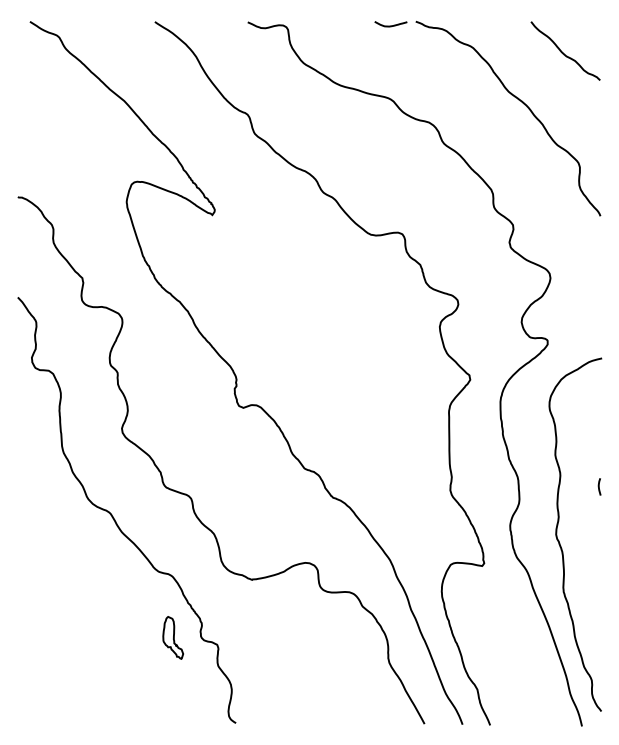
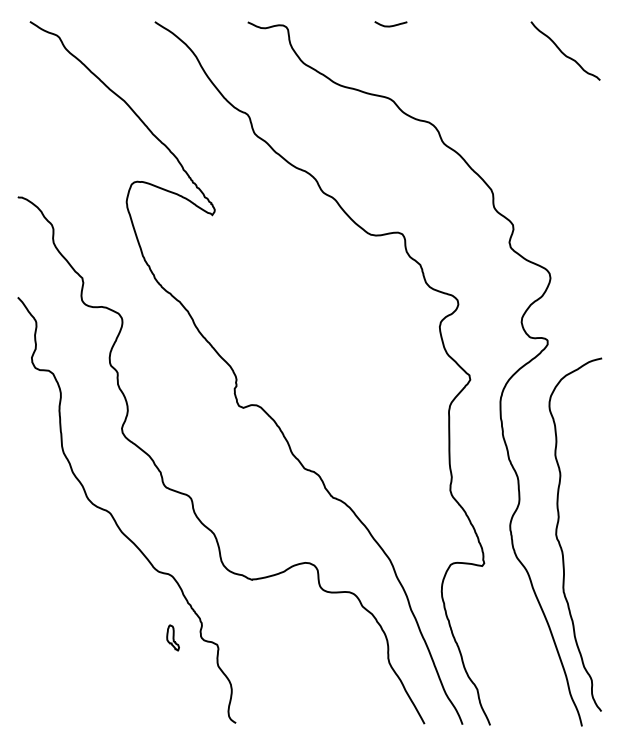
curve: present -> none (522, 103)
curve: present -> none (599, 486)
part size: 22x44 px -> 14x28 px (172, 637)
